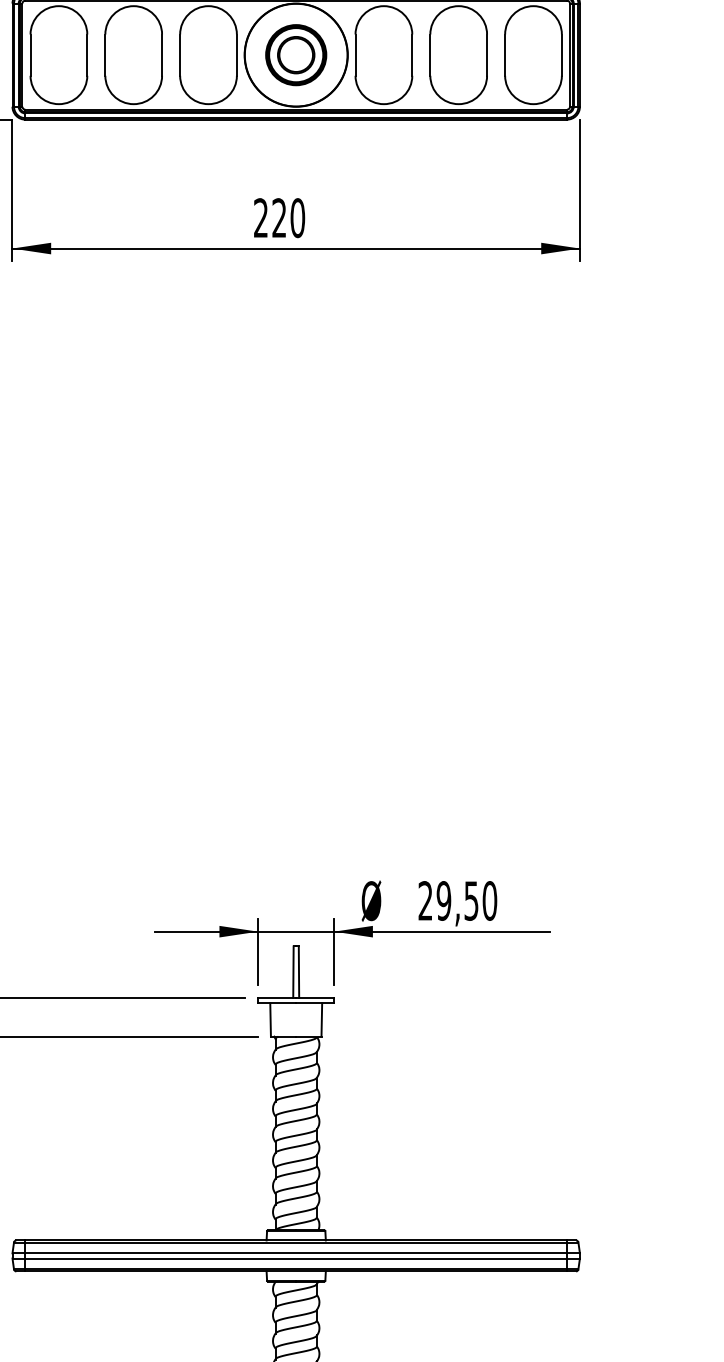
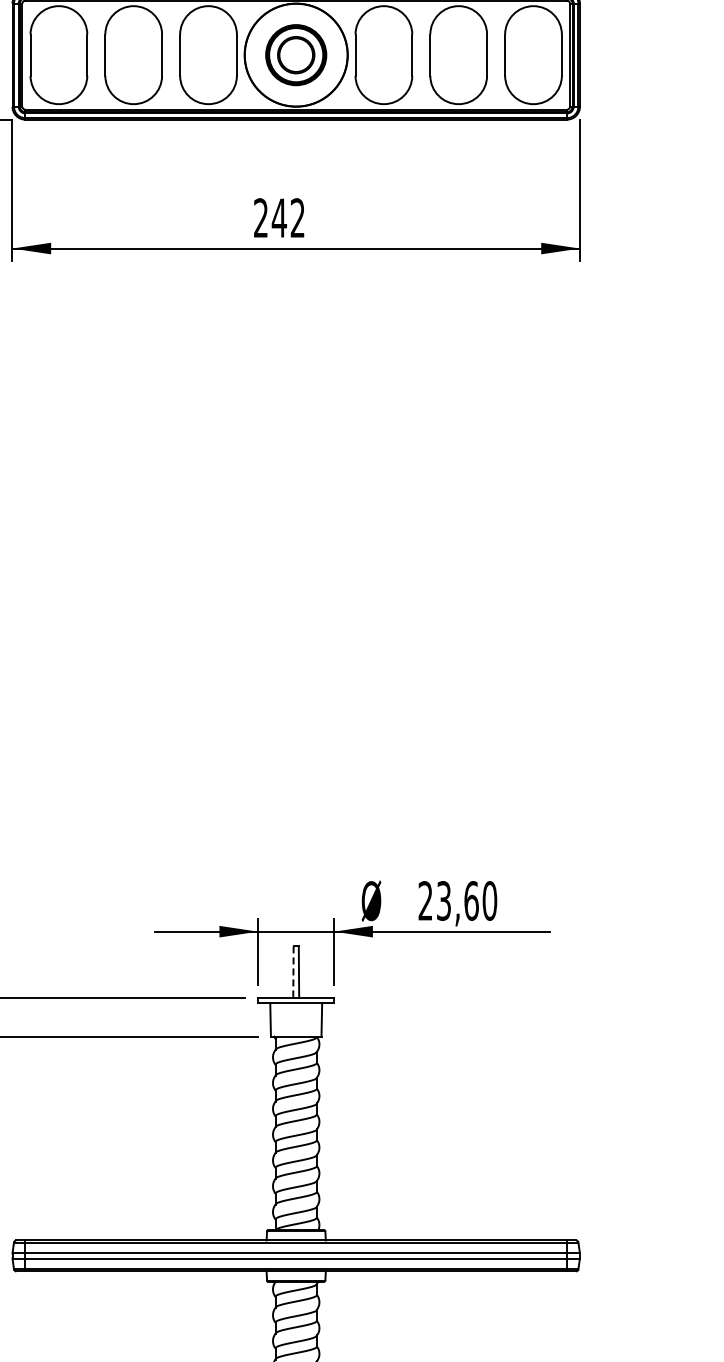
text: 220 -> 242 (288, 218)
text: 29,50 -> 23,60 (457, 900)
line: solid -> dashed (293, 972)
